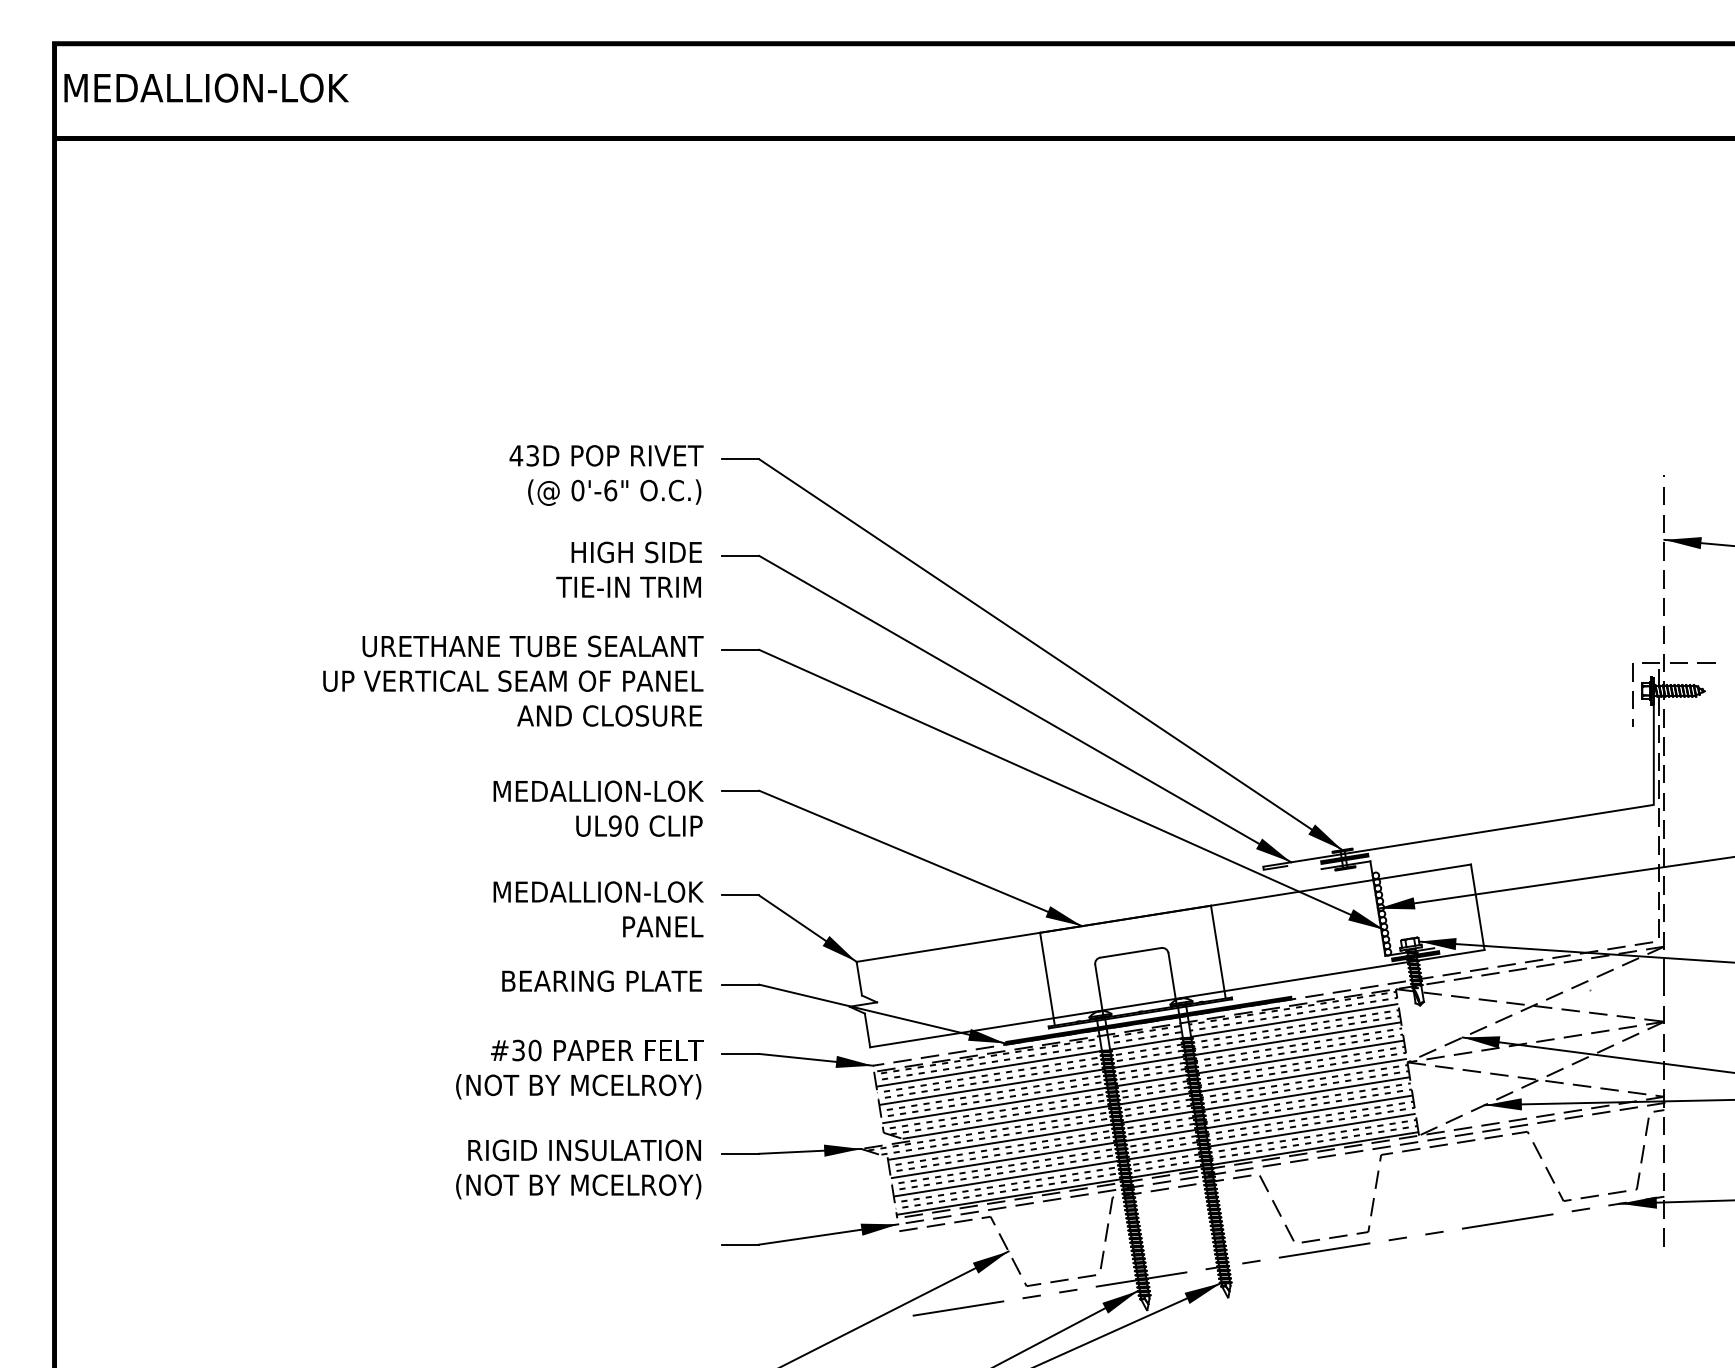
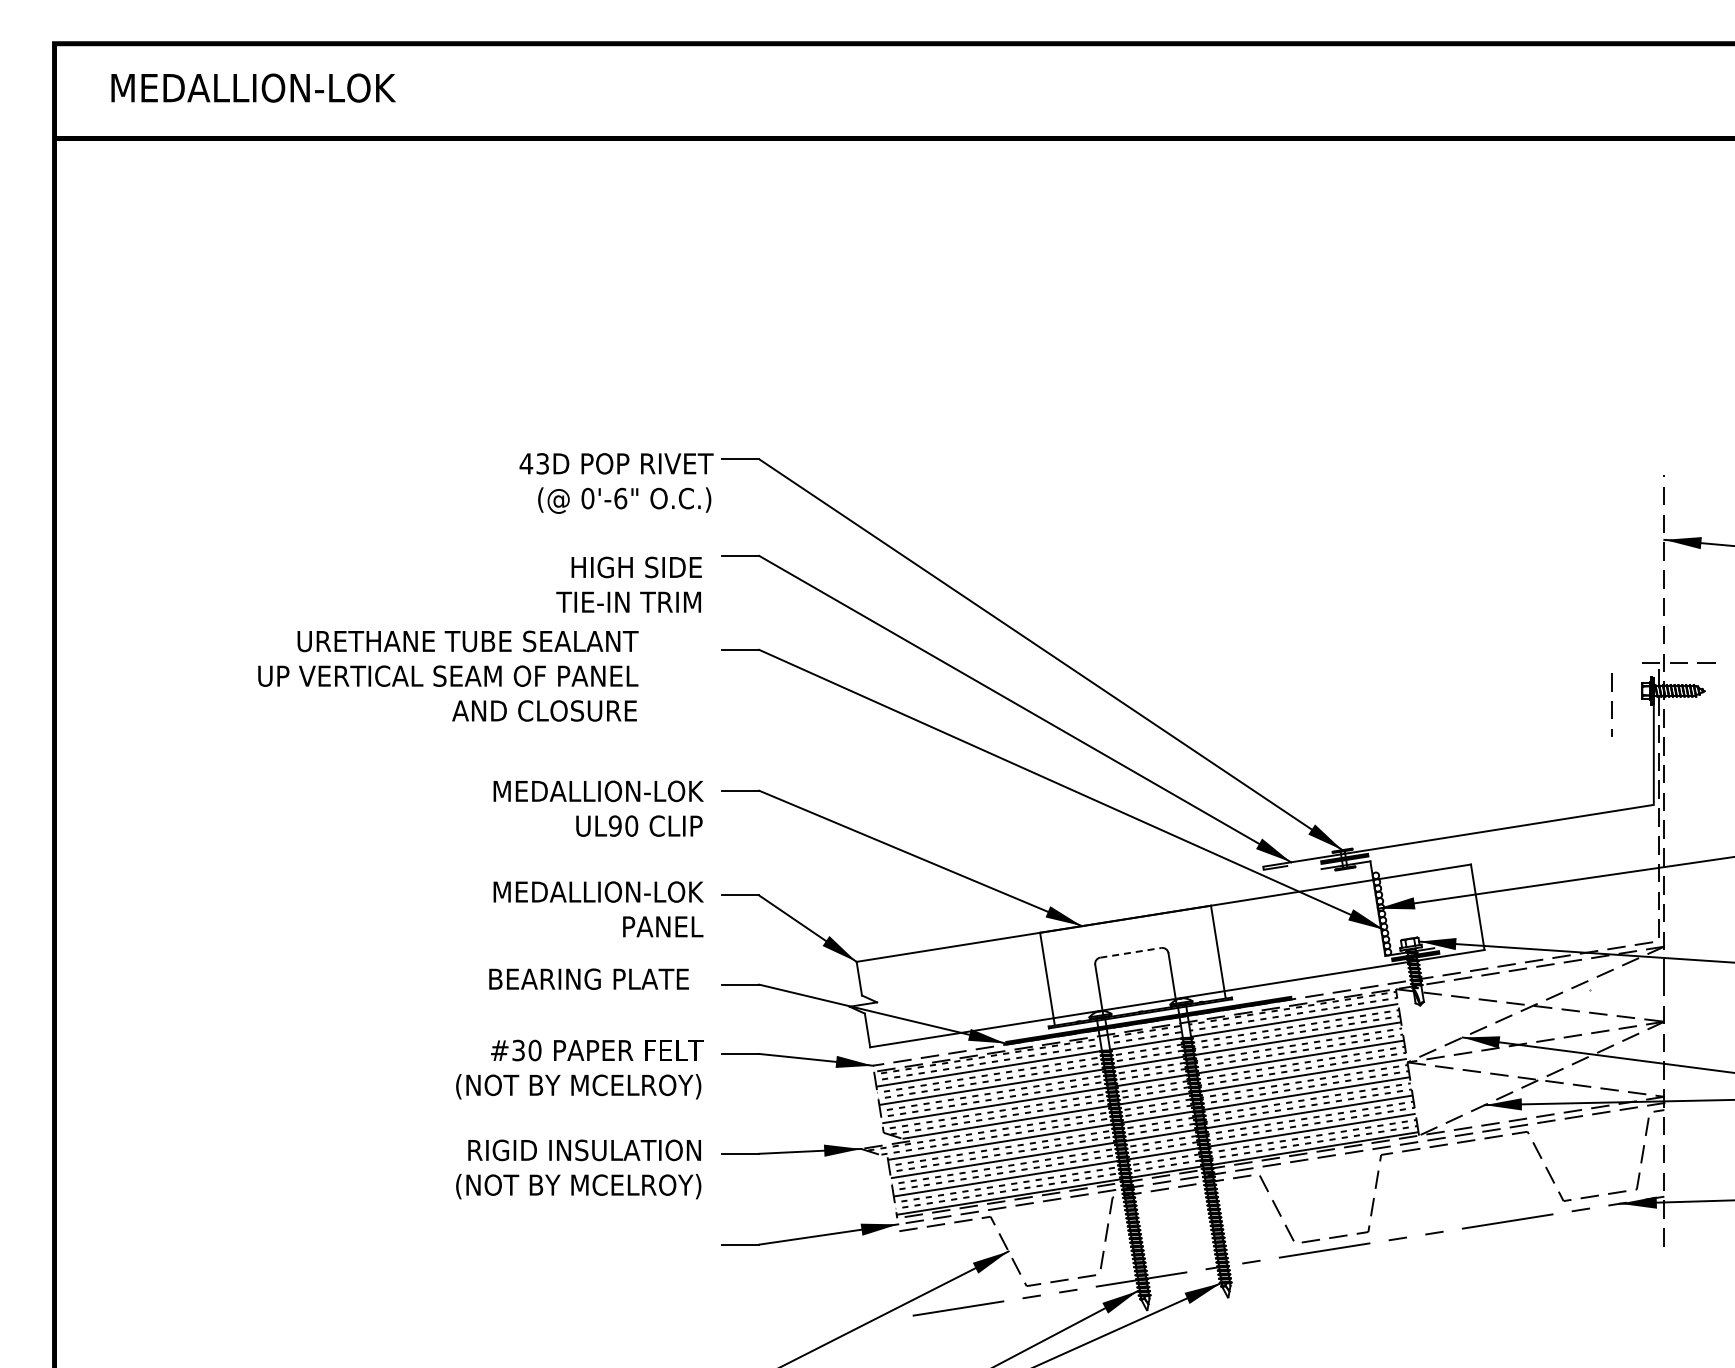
text position: (206, 87) -> (253, 87) (253, 87)
text position: (606, 475) -> (616, 483) (616, 483)
text position: (628, 569) -> (628, 584) (628, 584)
text position: (513, 680) -> (448, 675) (448, 675)
line position: (1632, 694) -> (1611, 704) (1611, 704)
line: solid -> dashed (1130, 952)
text position: (601, 980) -> (588, 978) (588, 978)
